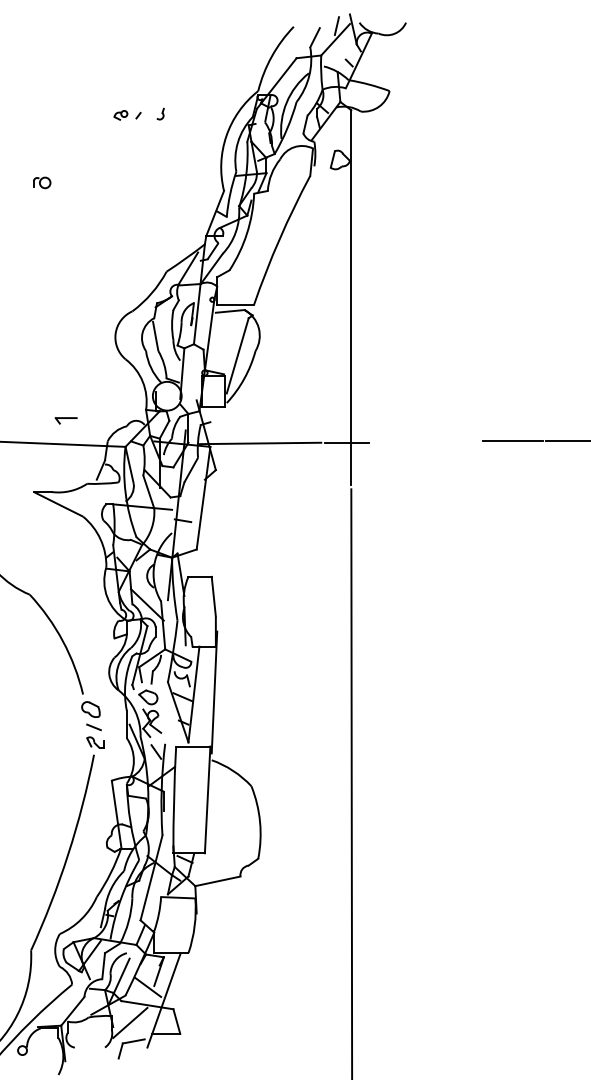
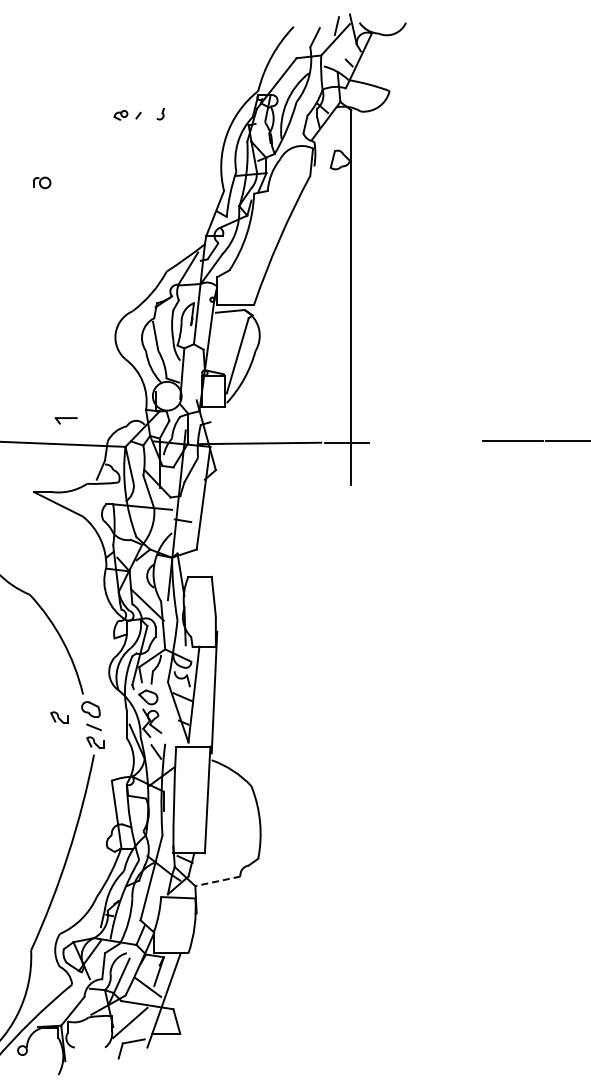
part: none -> present (59, 717)
line: present -> none (351, 782)
line: solid -> dashed (217, 881)
